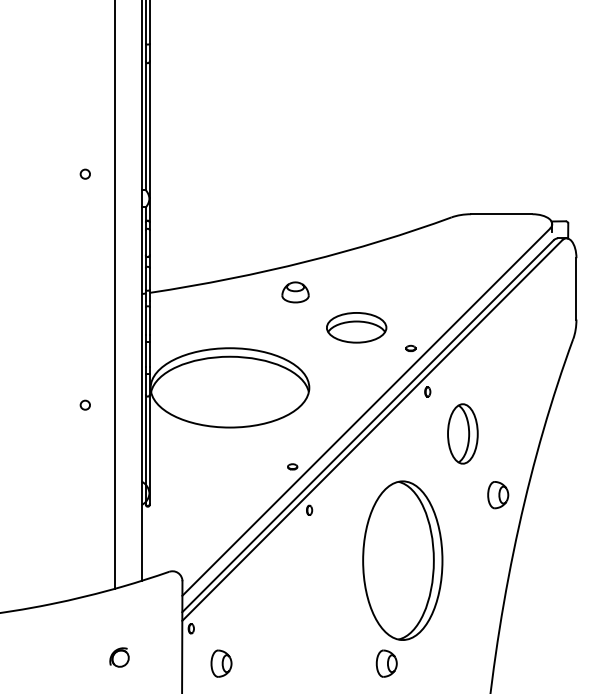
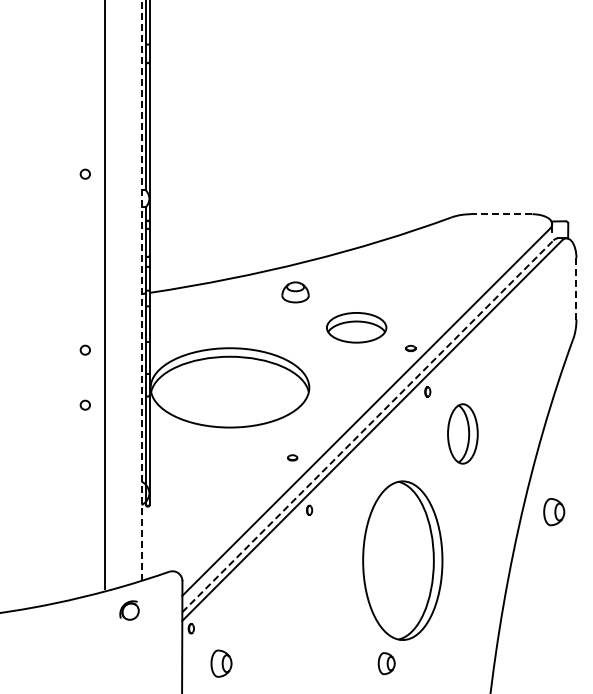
line: solid -> dashed (501, 214)
line: solid -> dashed (576, 288)
line: solid -> dashed (141, 290)
line position: (115, 295) -> (105, 295) (105, 295)
part: none -> present (84, 349)
line: solid -> dashed (367, 426)
part position: (292, 466) -> (292, 457) (292, 457)
part position: (498, 495) -> (554, 512) (554, 512)
part position: (119, 657) -> (129, 610) (129, 610)
part size: 23x29 px -> 19x24 px (386, 663)
